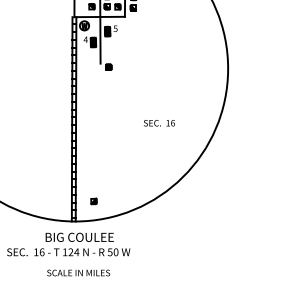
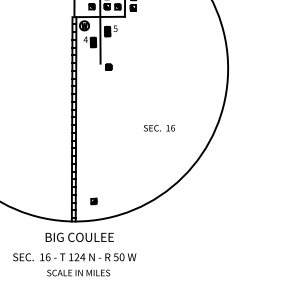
text position: (158, 123) -> (158, 128) (158, 128)
text position: (68, 252) -> (74, 257) (74, 257)
